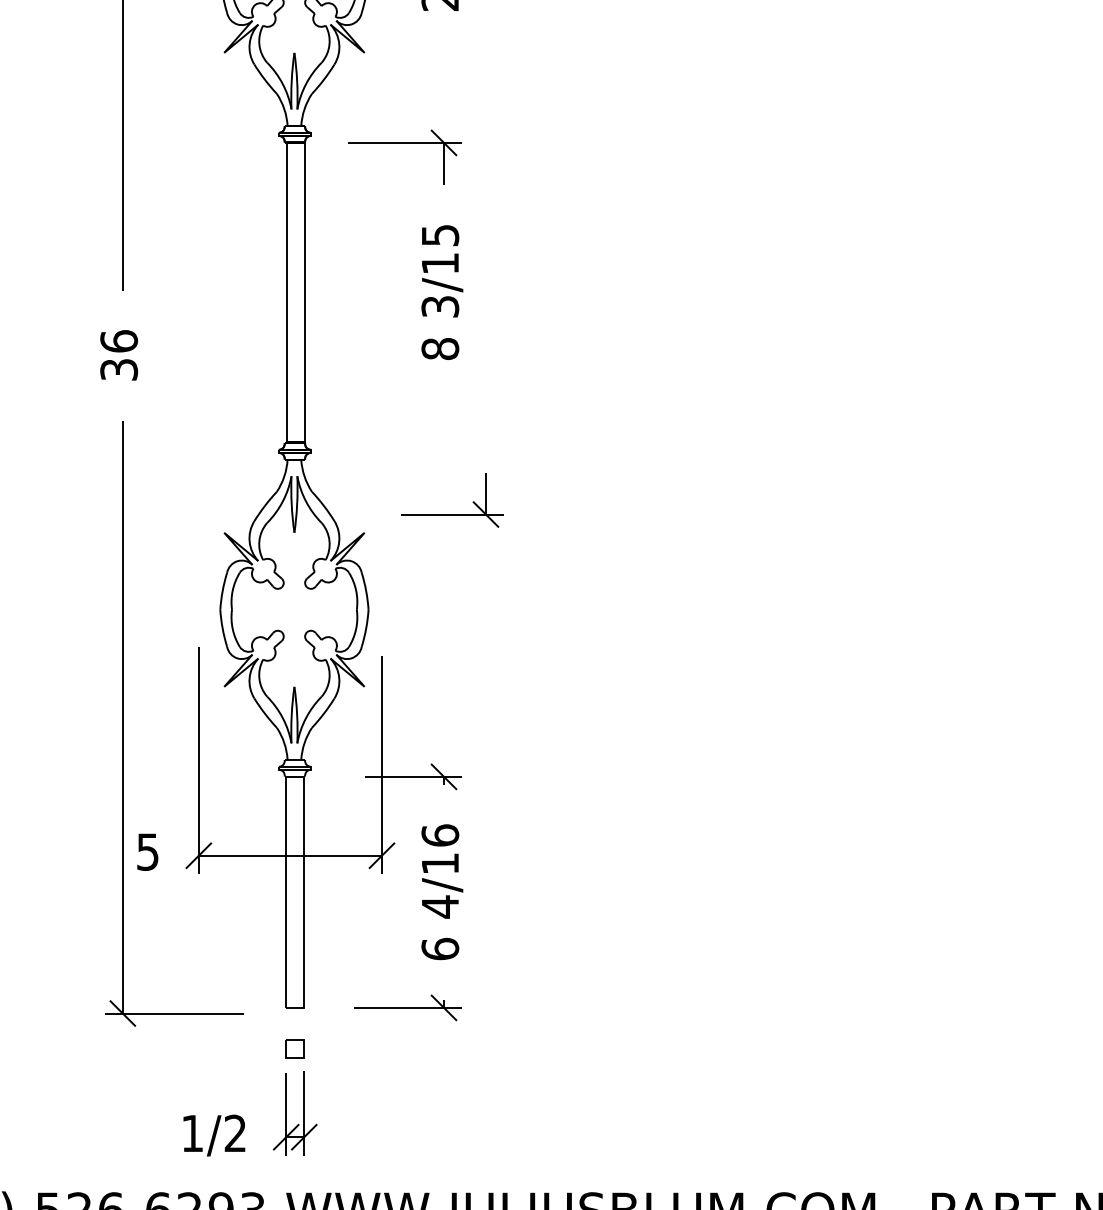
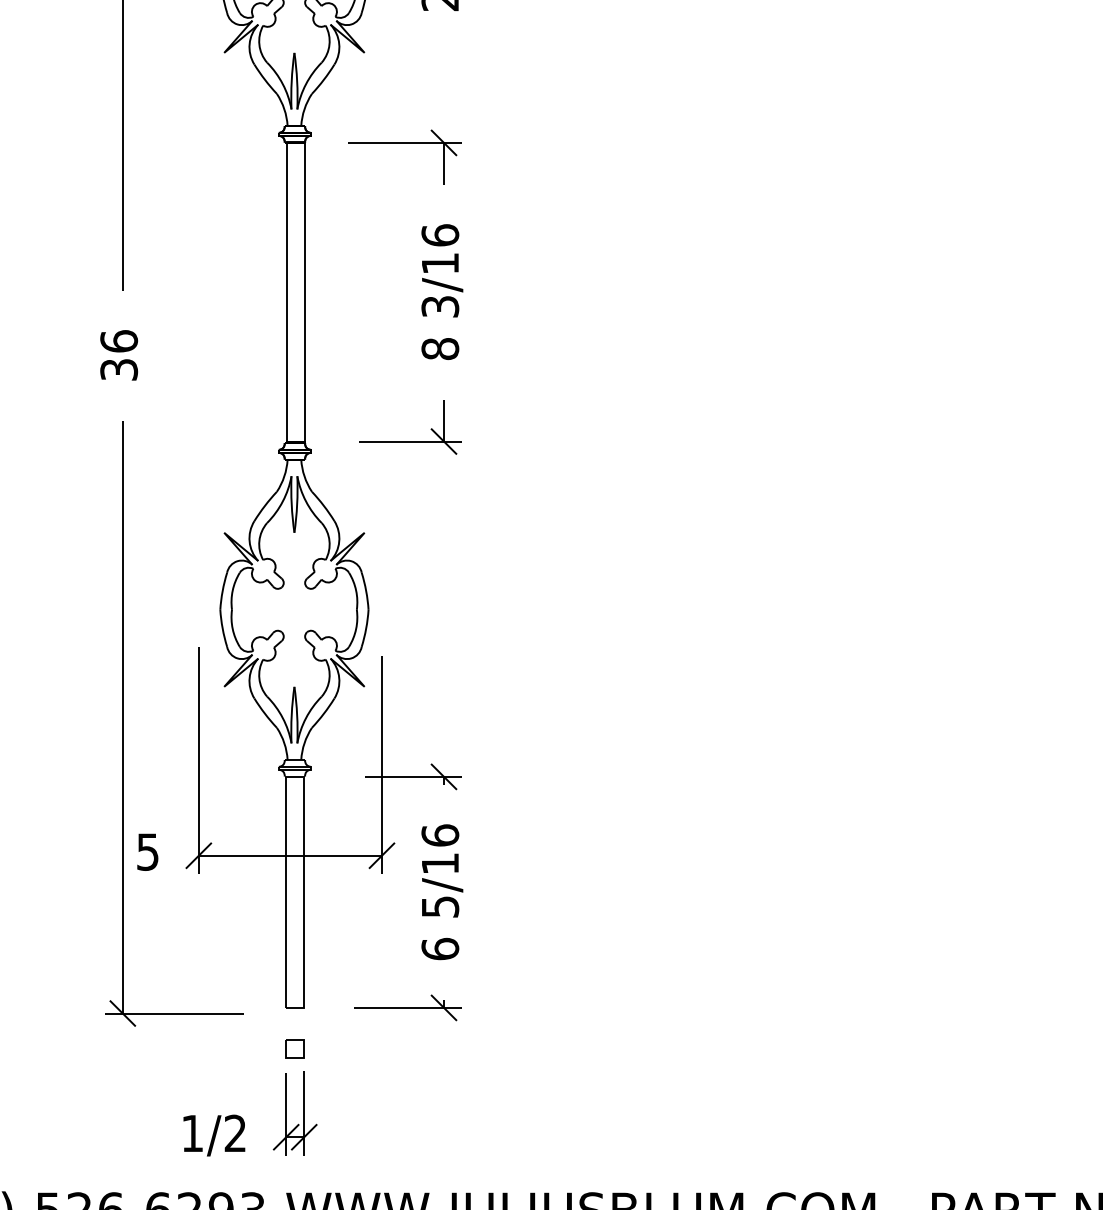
text: 3/15 -> 3/16 (440, 235)
part position: (452, 514) -> (410, 441) (410, 441)
text: 4/16 -> 5/16 (440, 906)
